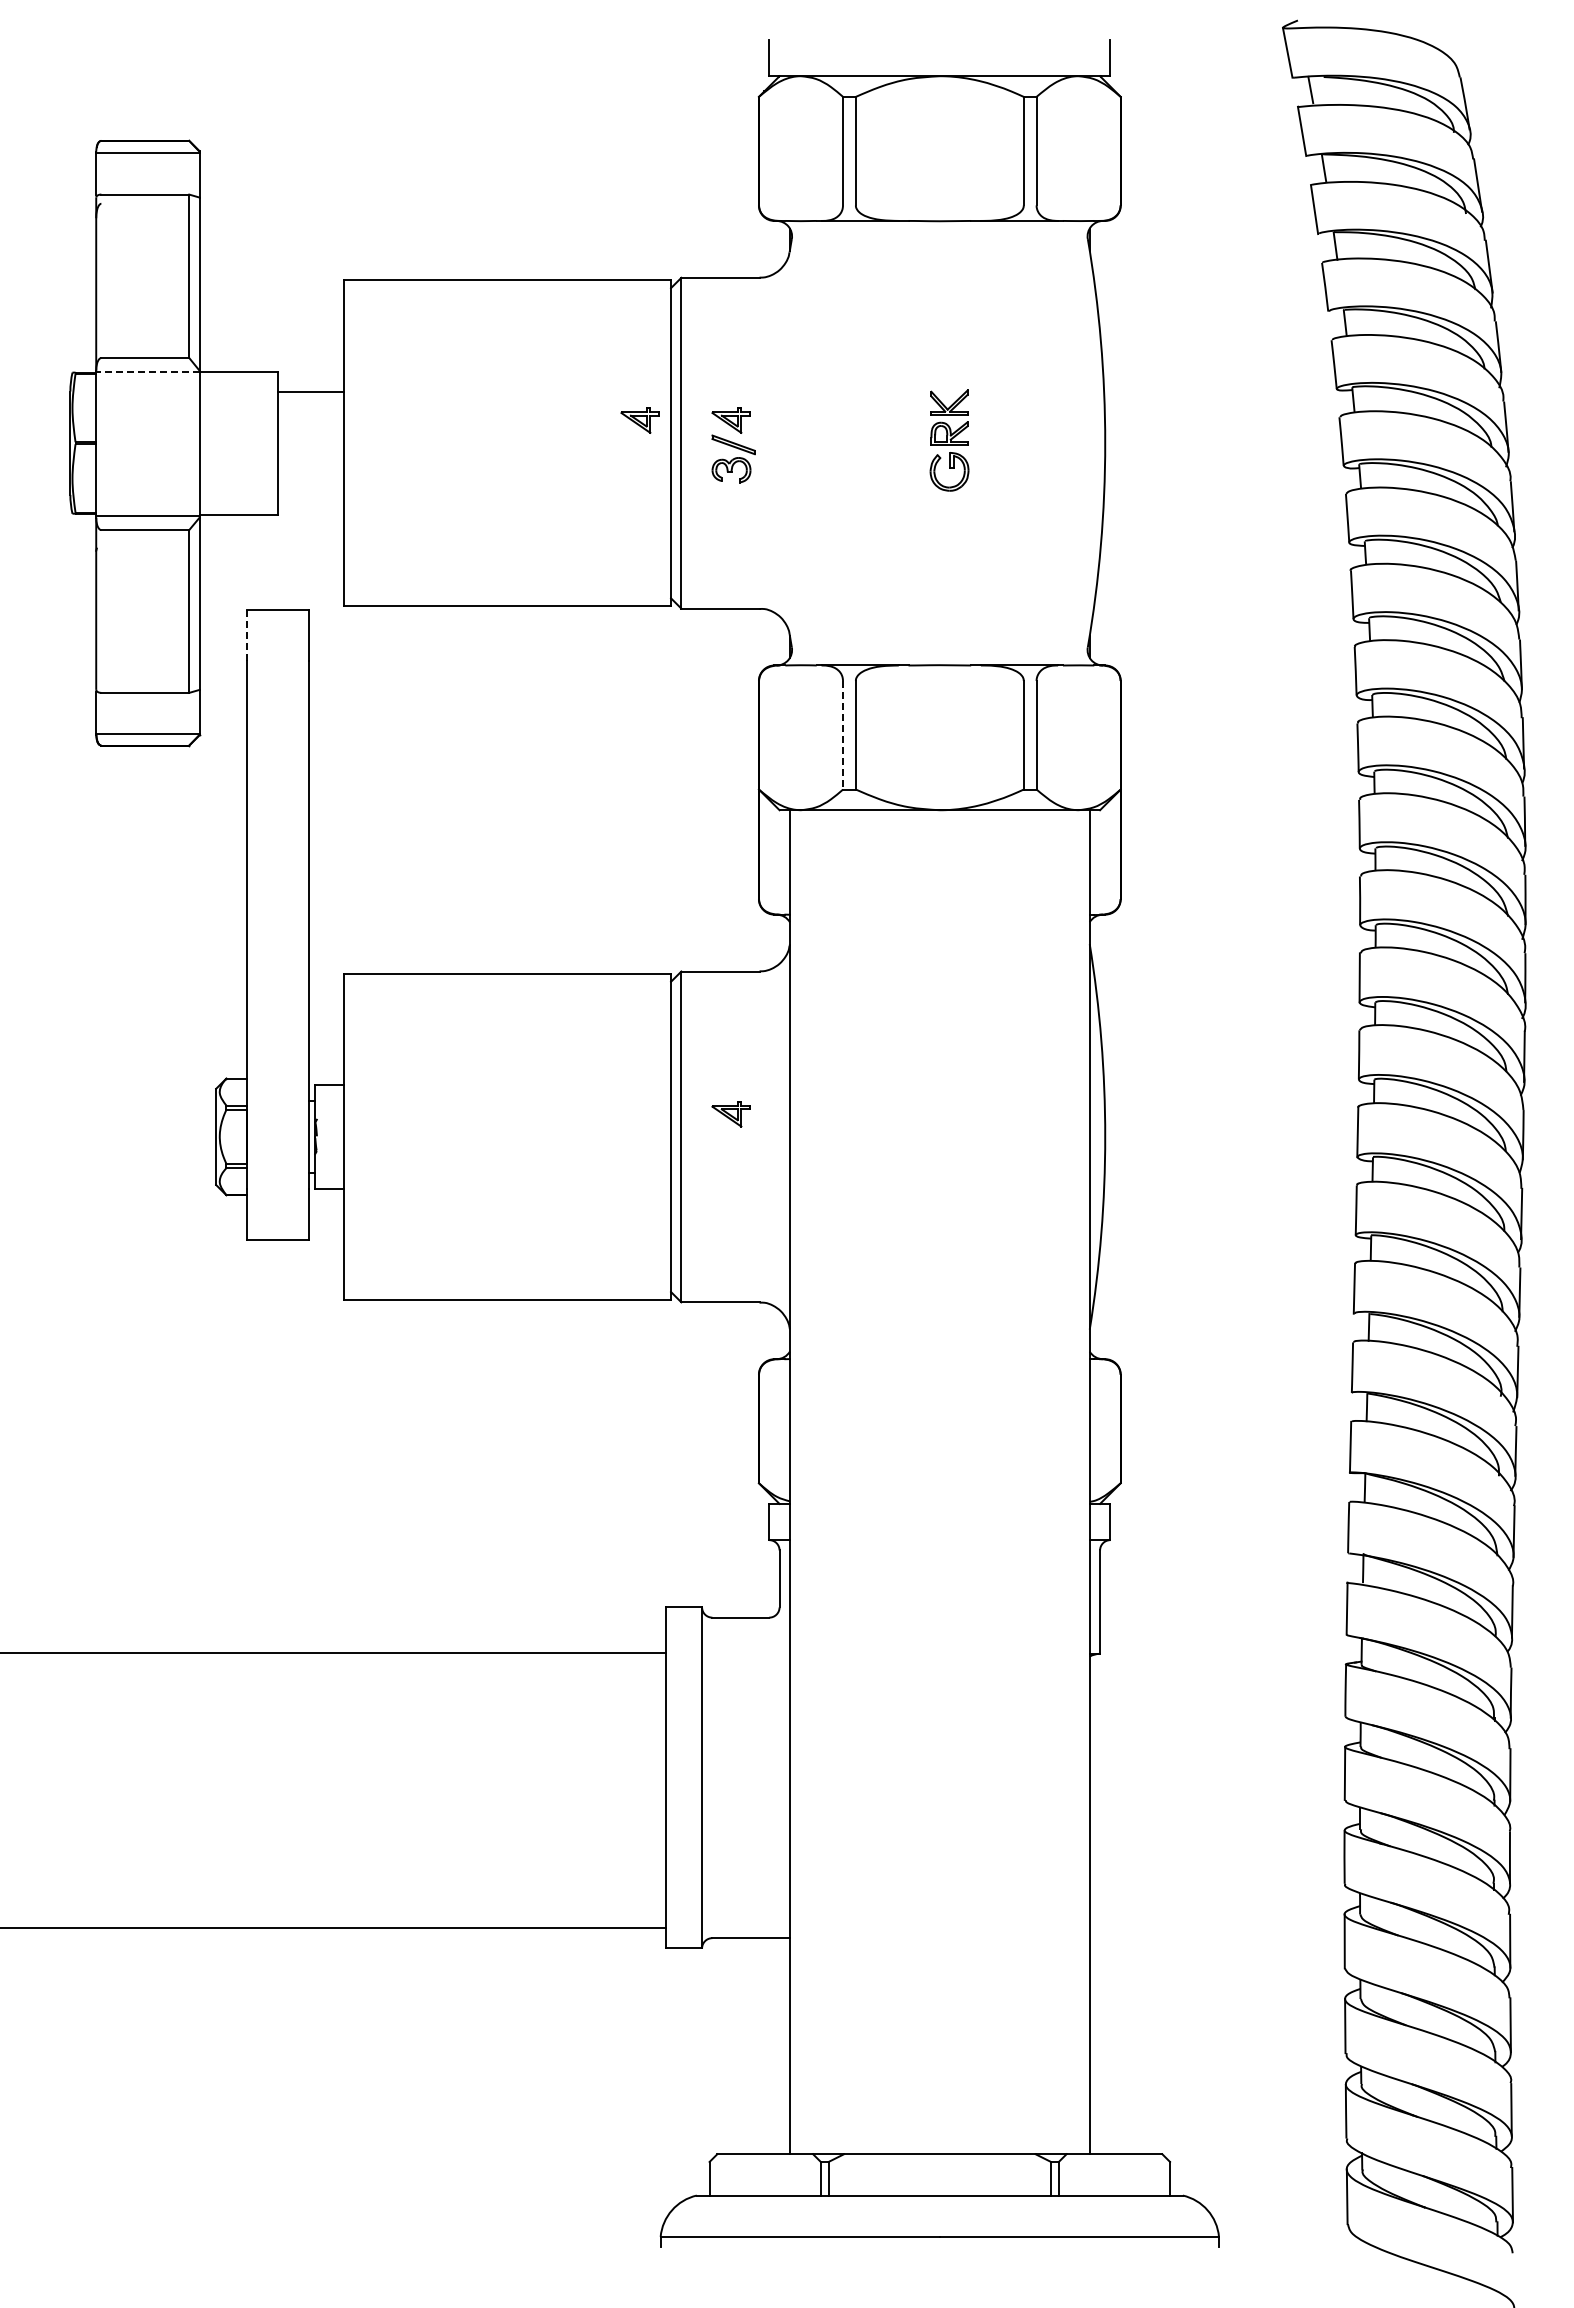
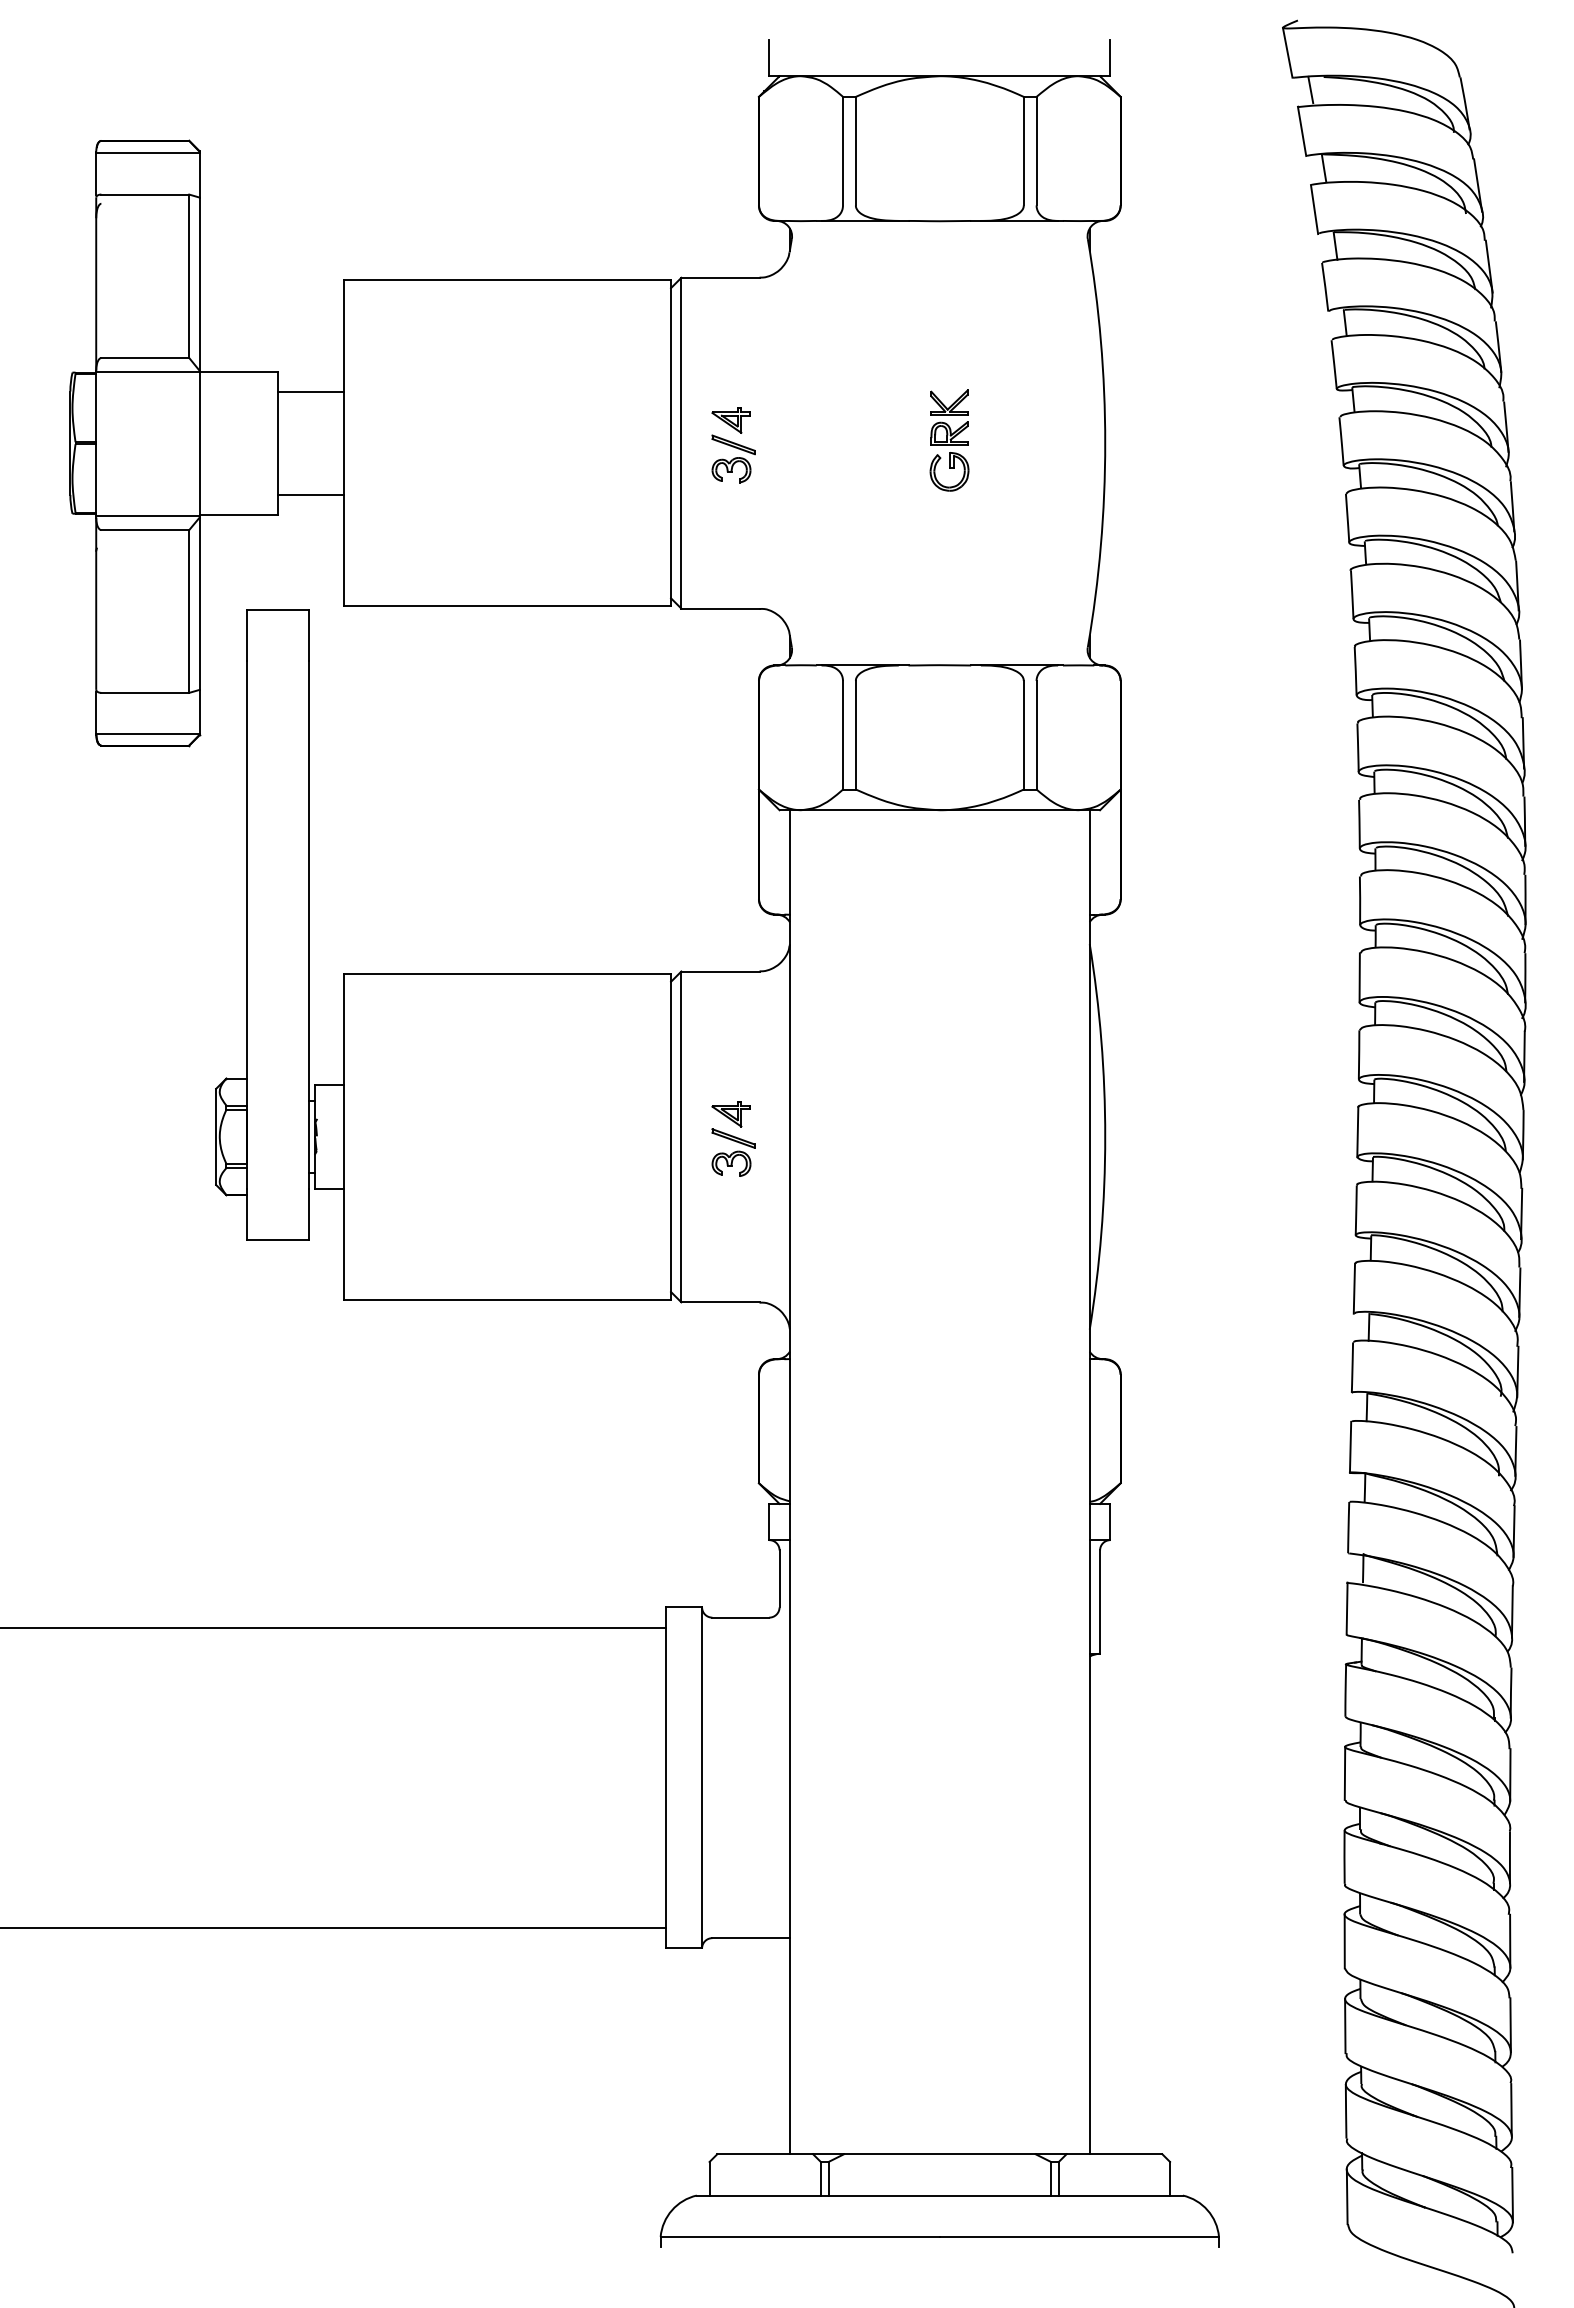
line: dashed -> solid (147, 371)
part: present -> none (639, 420)
line: none -> present (311, 494)
line: dashed -> solid (247, 635)
line: dashed -> solid (843, 735)
part: none -> present (733, 1152)
line position: (333, 1653) -> (333, 1628) (333, 1628)
